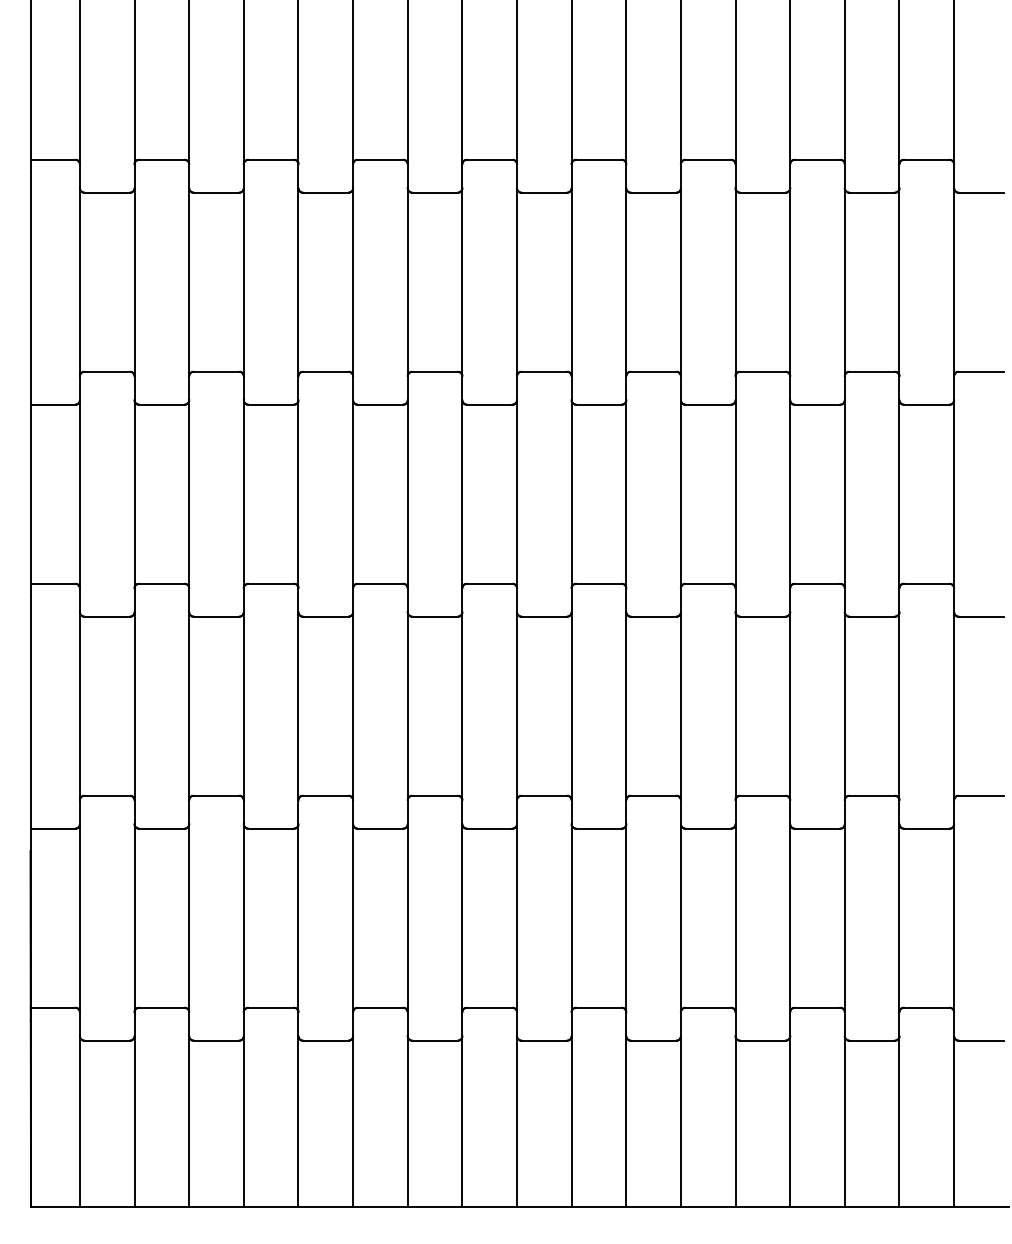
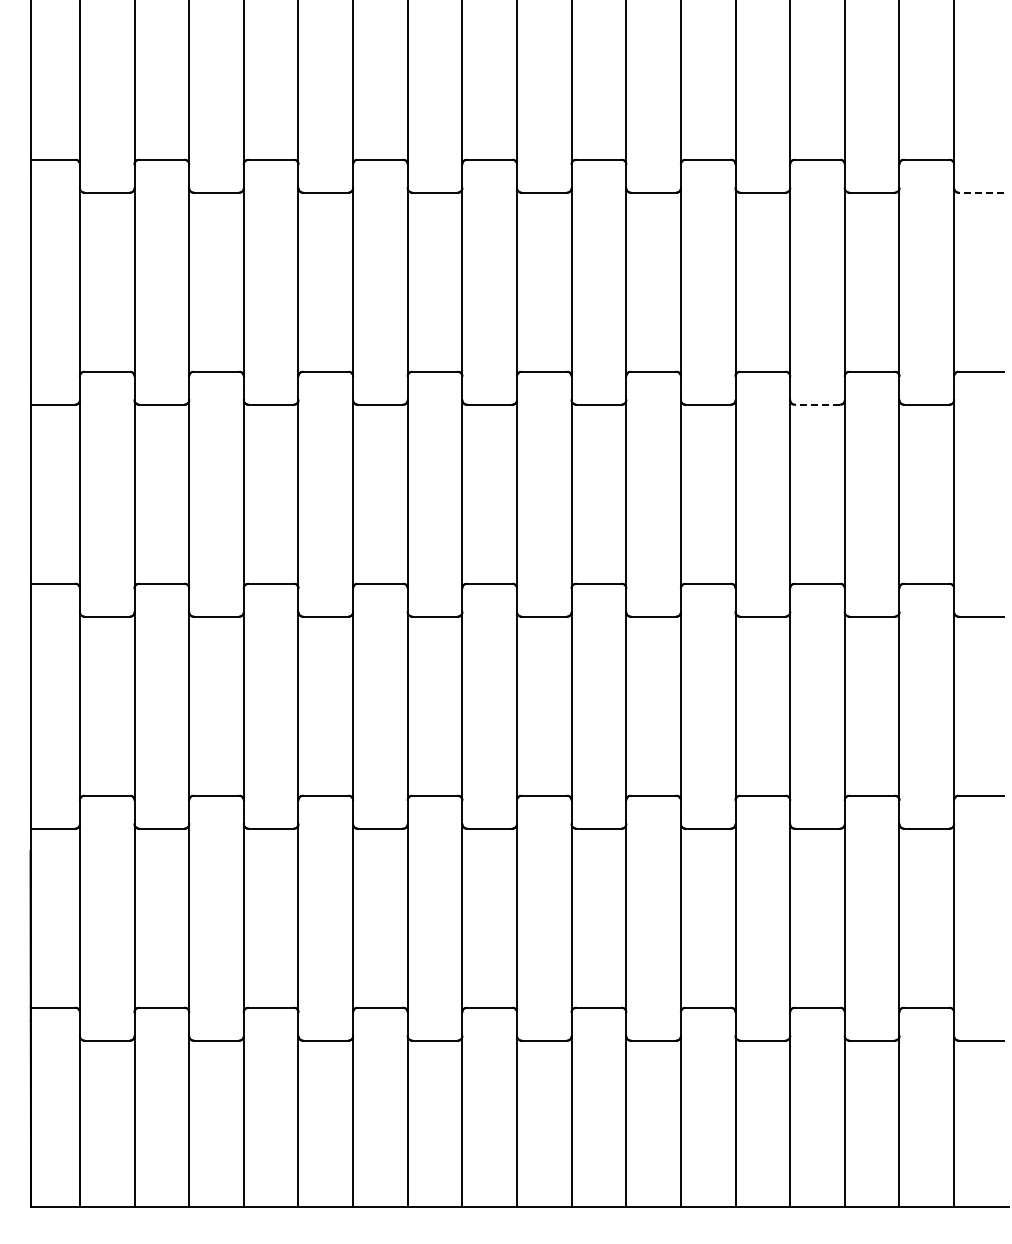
line: solid -> dashed (981, 192)
line: solid -> dashed (817, 404)
